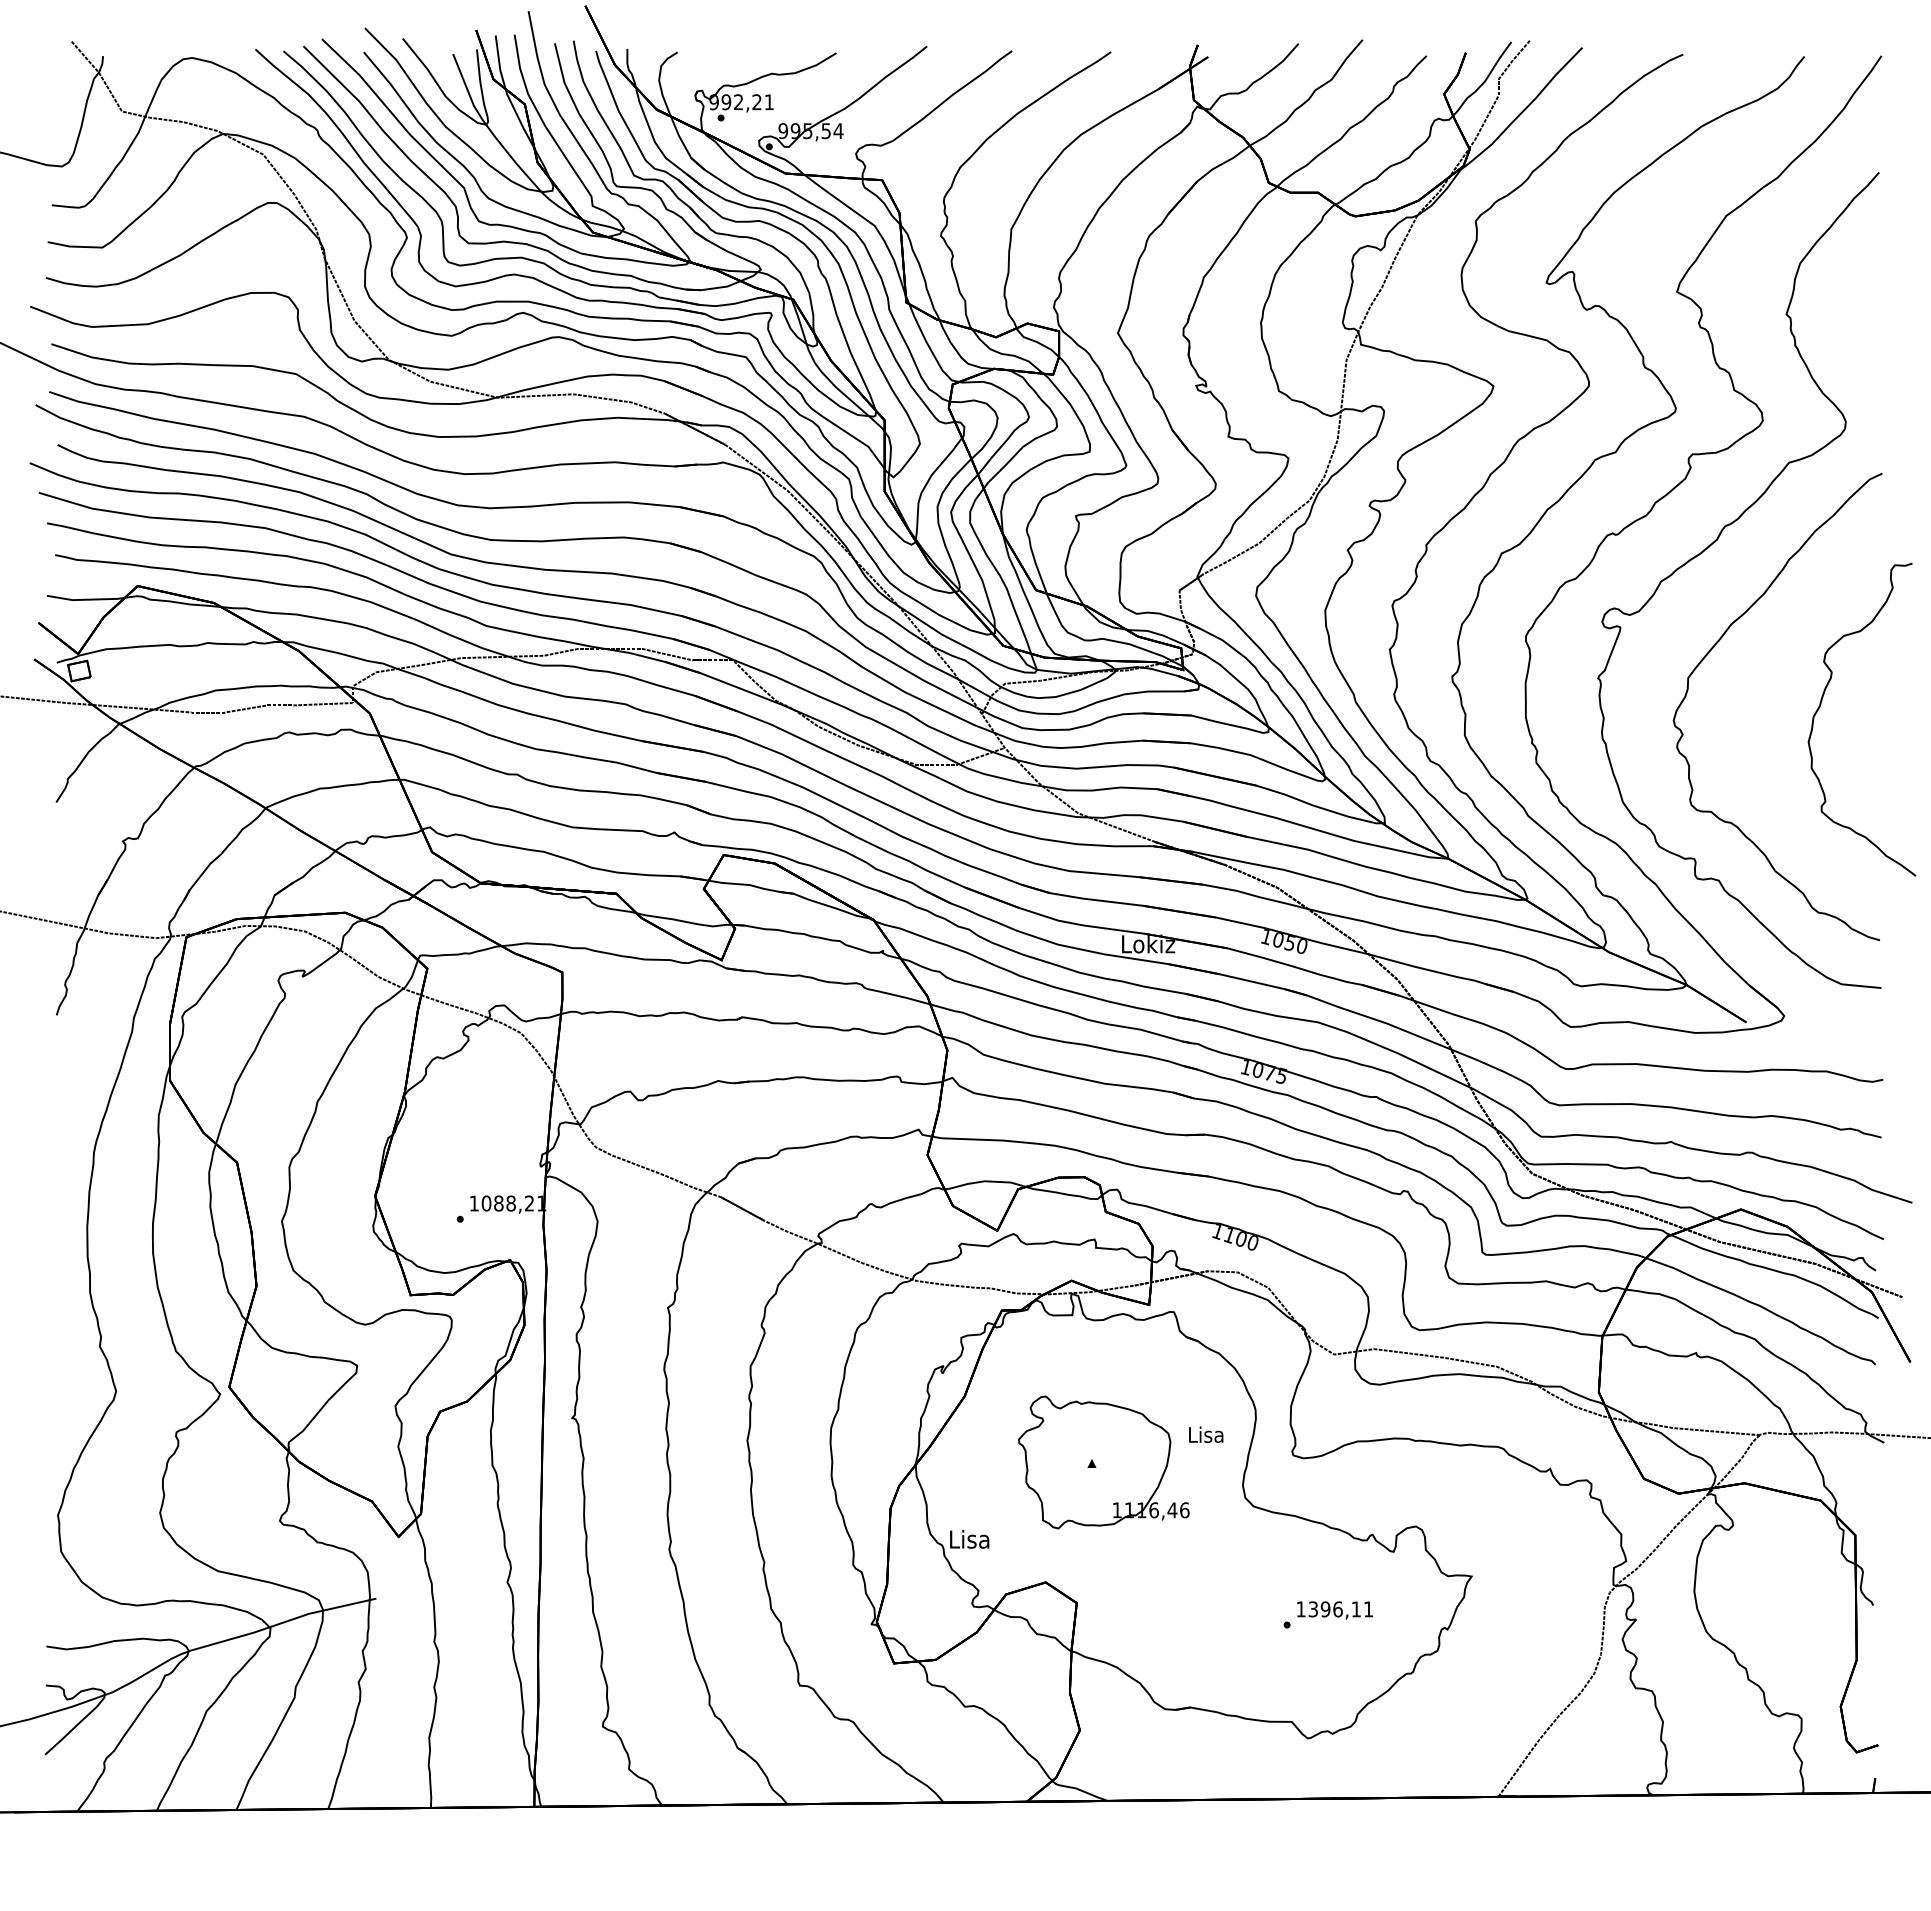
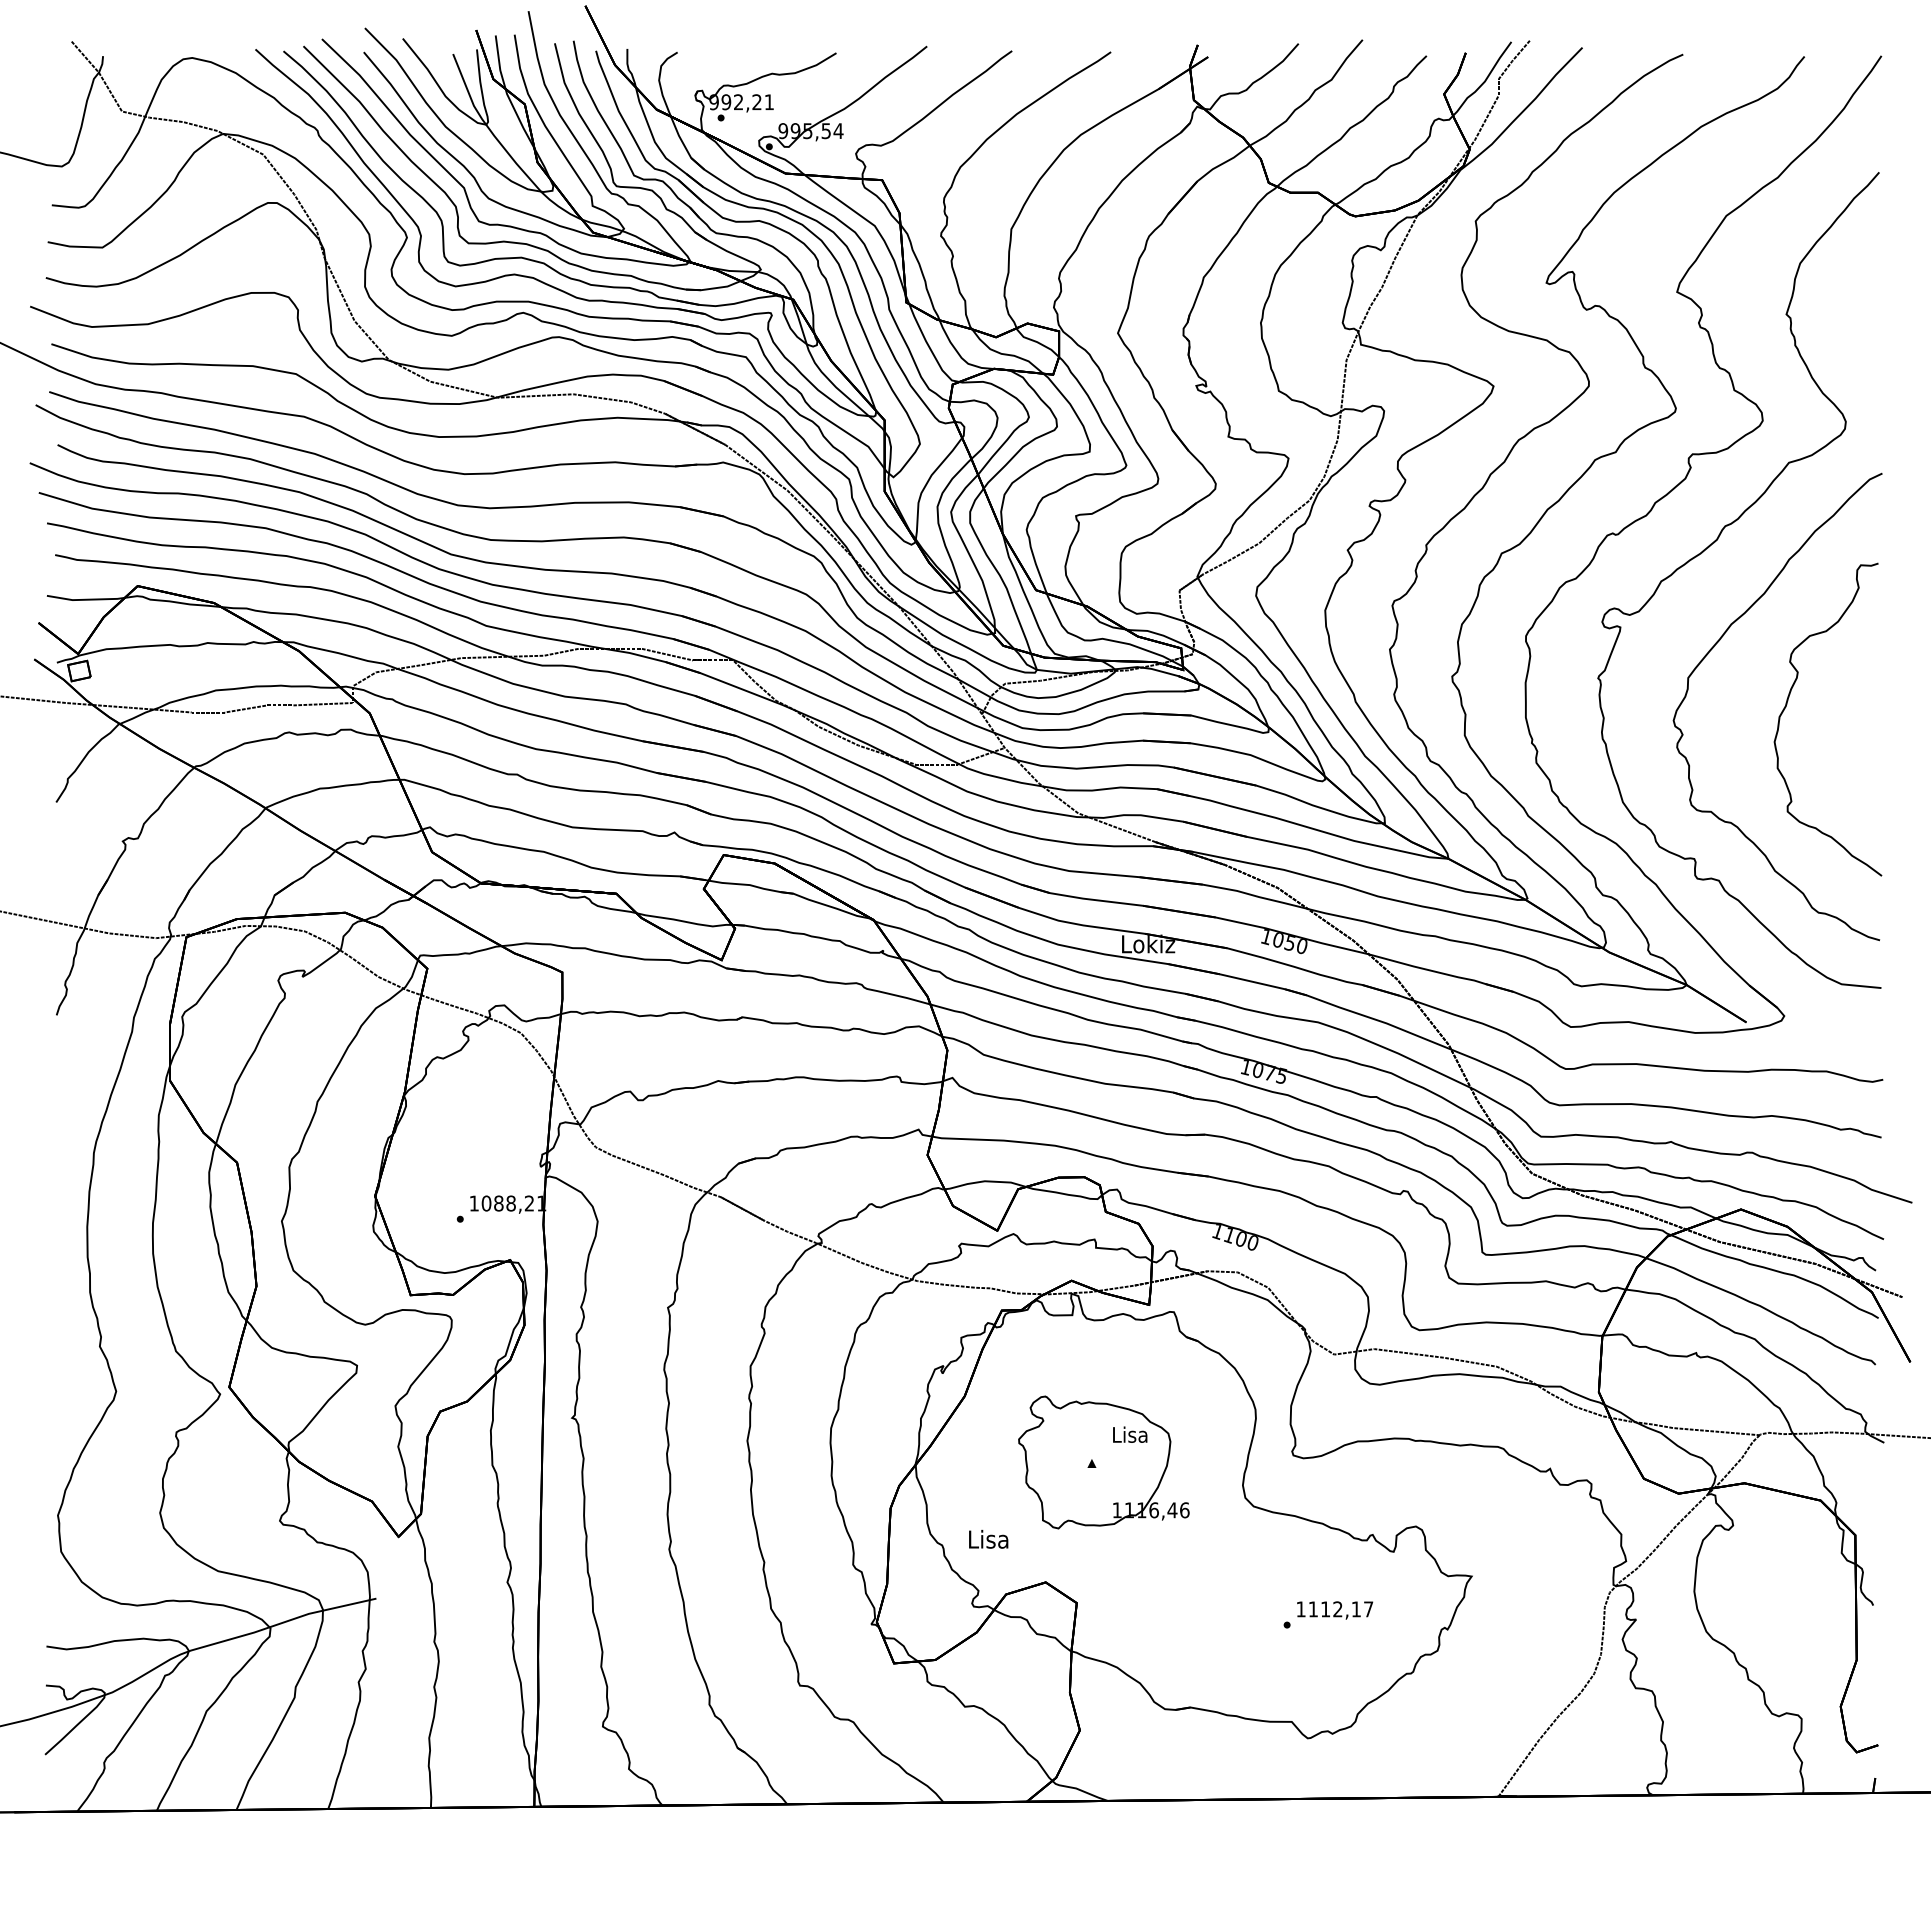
curve position: (1821, 704) -> (1787, 704) (1787, 704)
text position: (1206, 1434) -> (1130, 1434) (1130, 1434)
text position: (969, 1539) -> (988, 1539) (988, 1539)
text: 1396,11 -> 1112,17 (1340, 1609)
